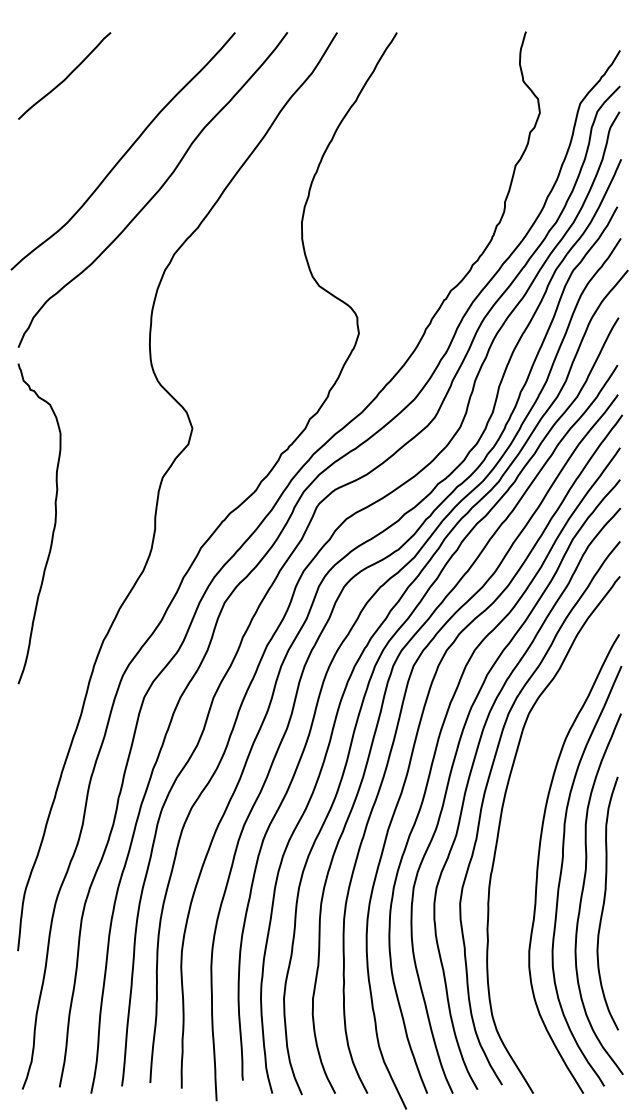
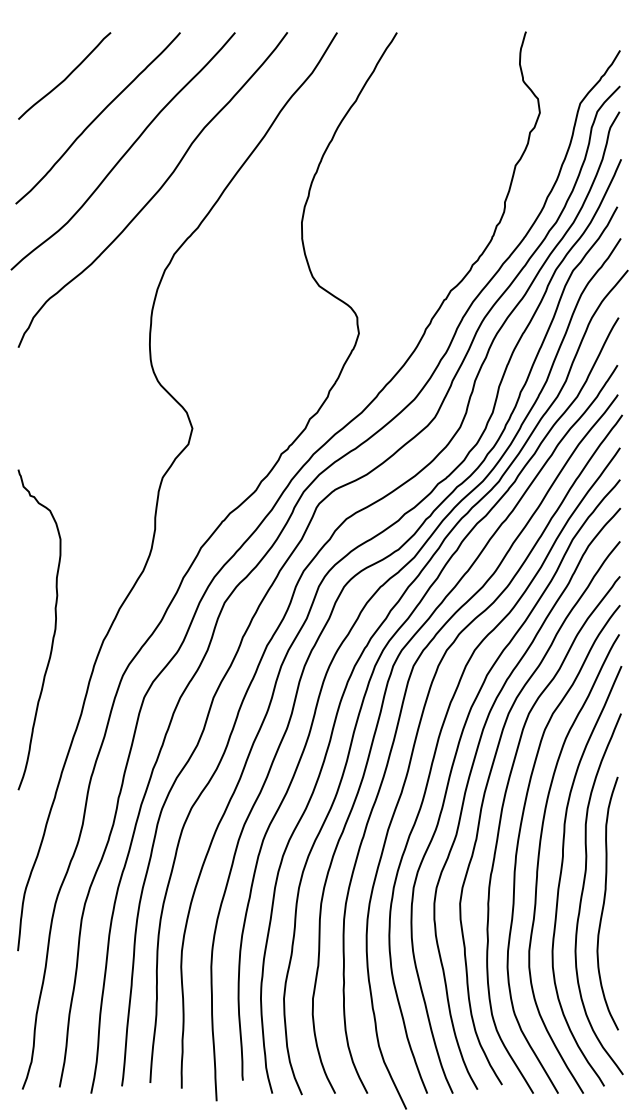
curve: none -> present (97, 118)
curve position: (53, 526) -> (53, 632) (53, 632)
curve: none -> present (519, 840)
